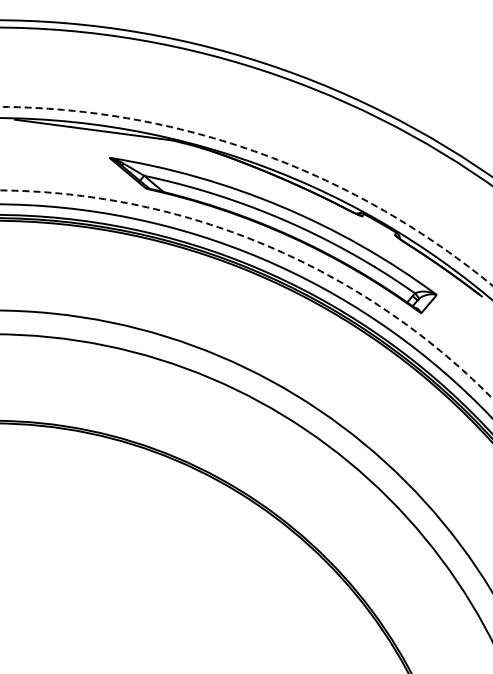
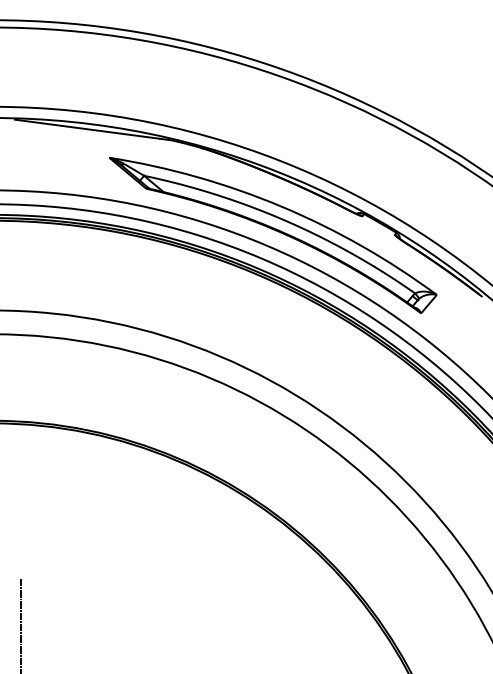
circle: dashed -> solid (246, 195)
circle: dashed -> solid (246, 294)
line: none -> present (21, 624)
